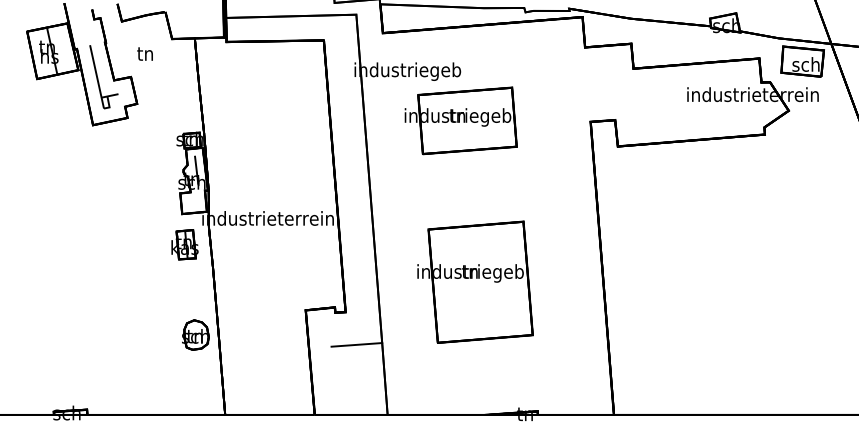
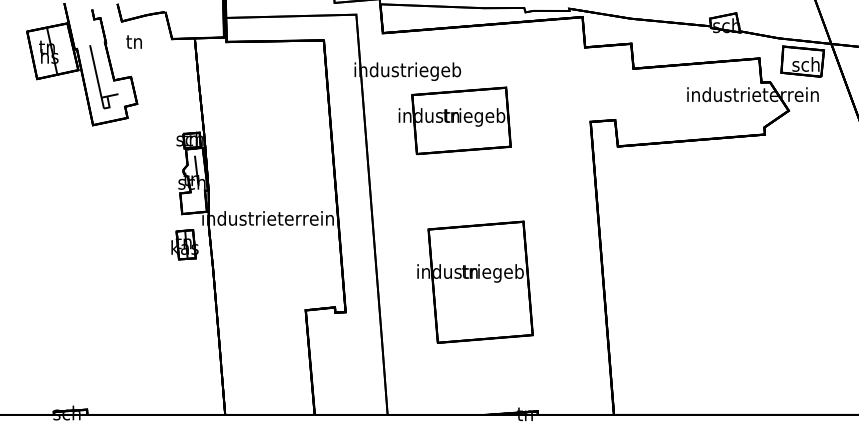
text position: (144, 53) -> (133, 41) (133, 41)
part position: (460, 120) -> (454, 120) (454, 120)
part: present -> none (195, 334)
line: present -> none (356, 344)
